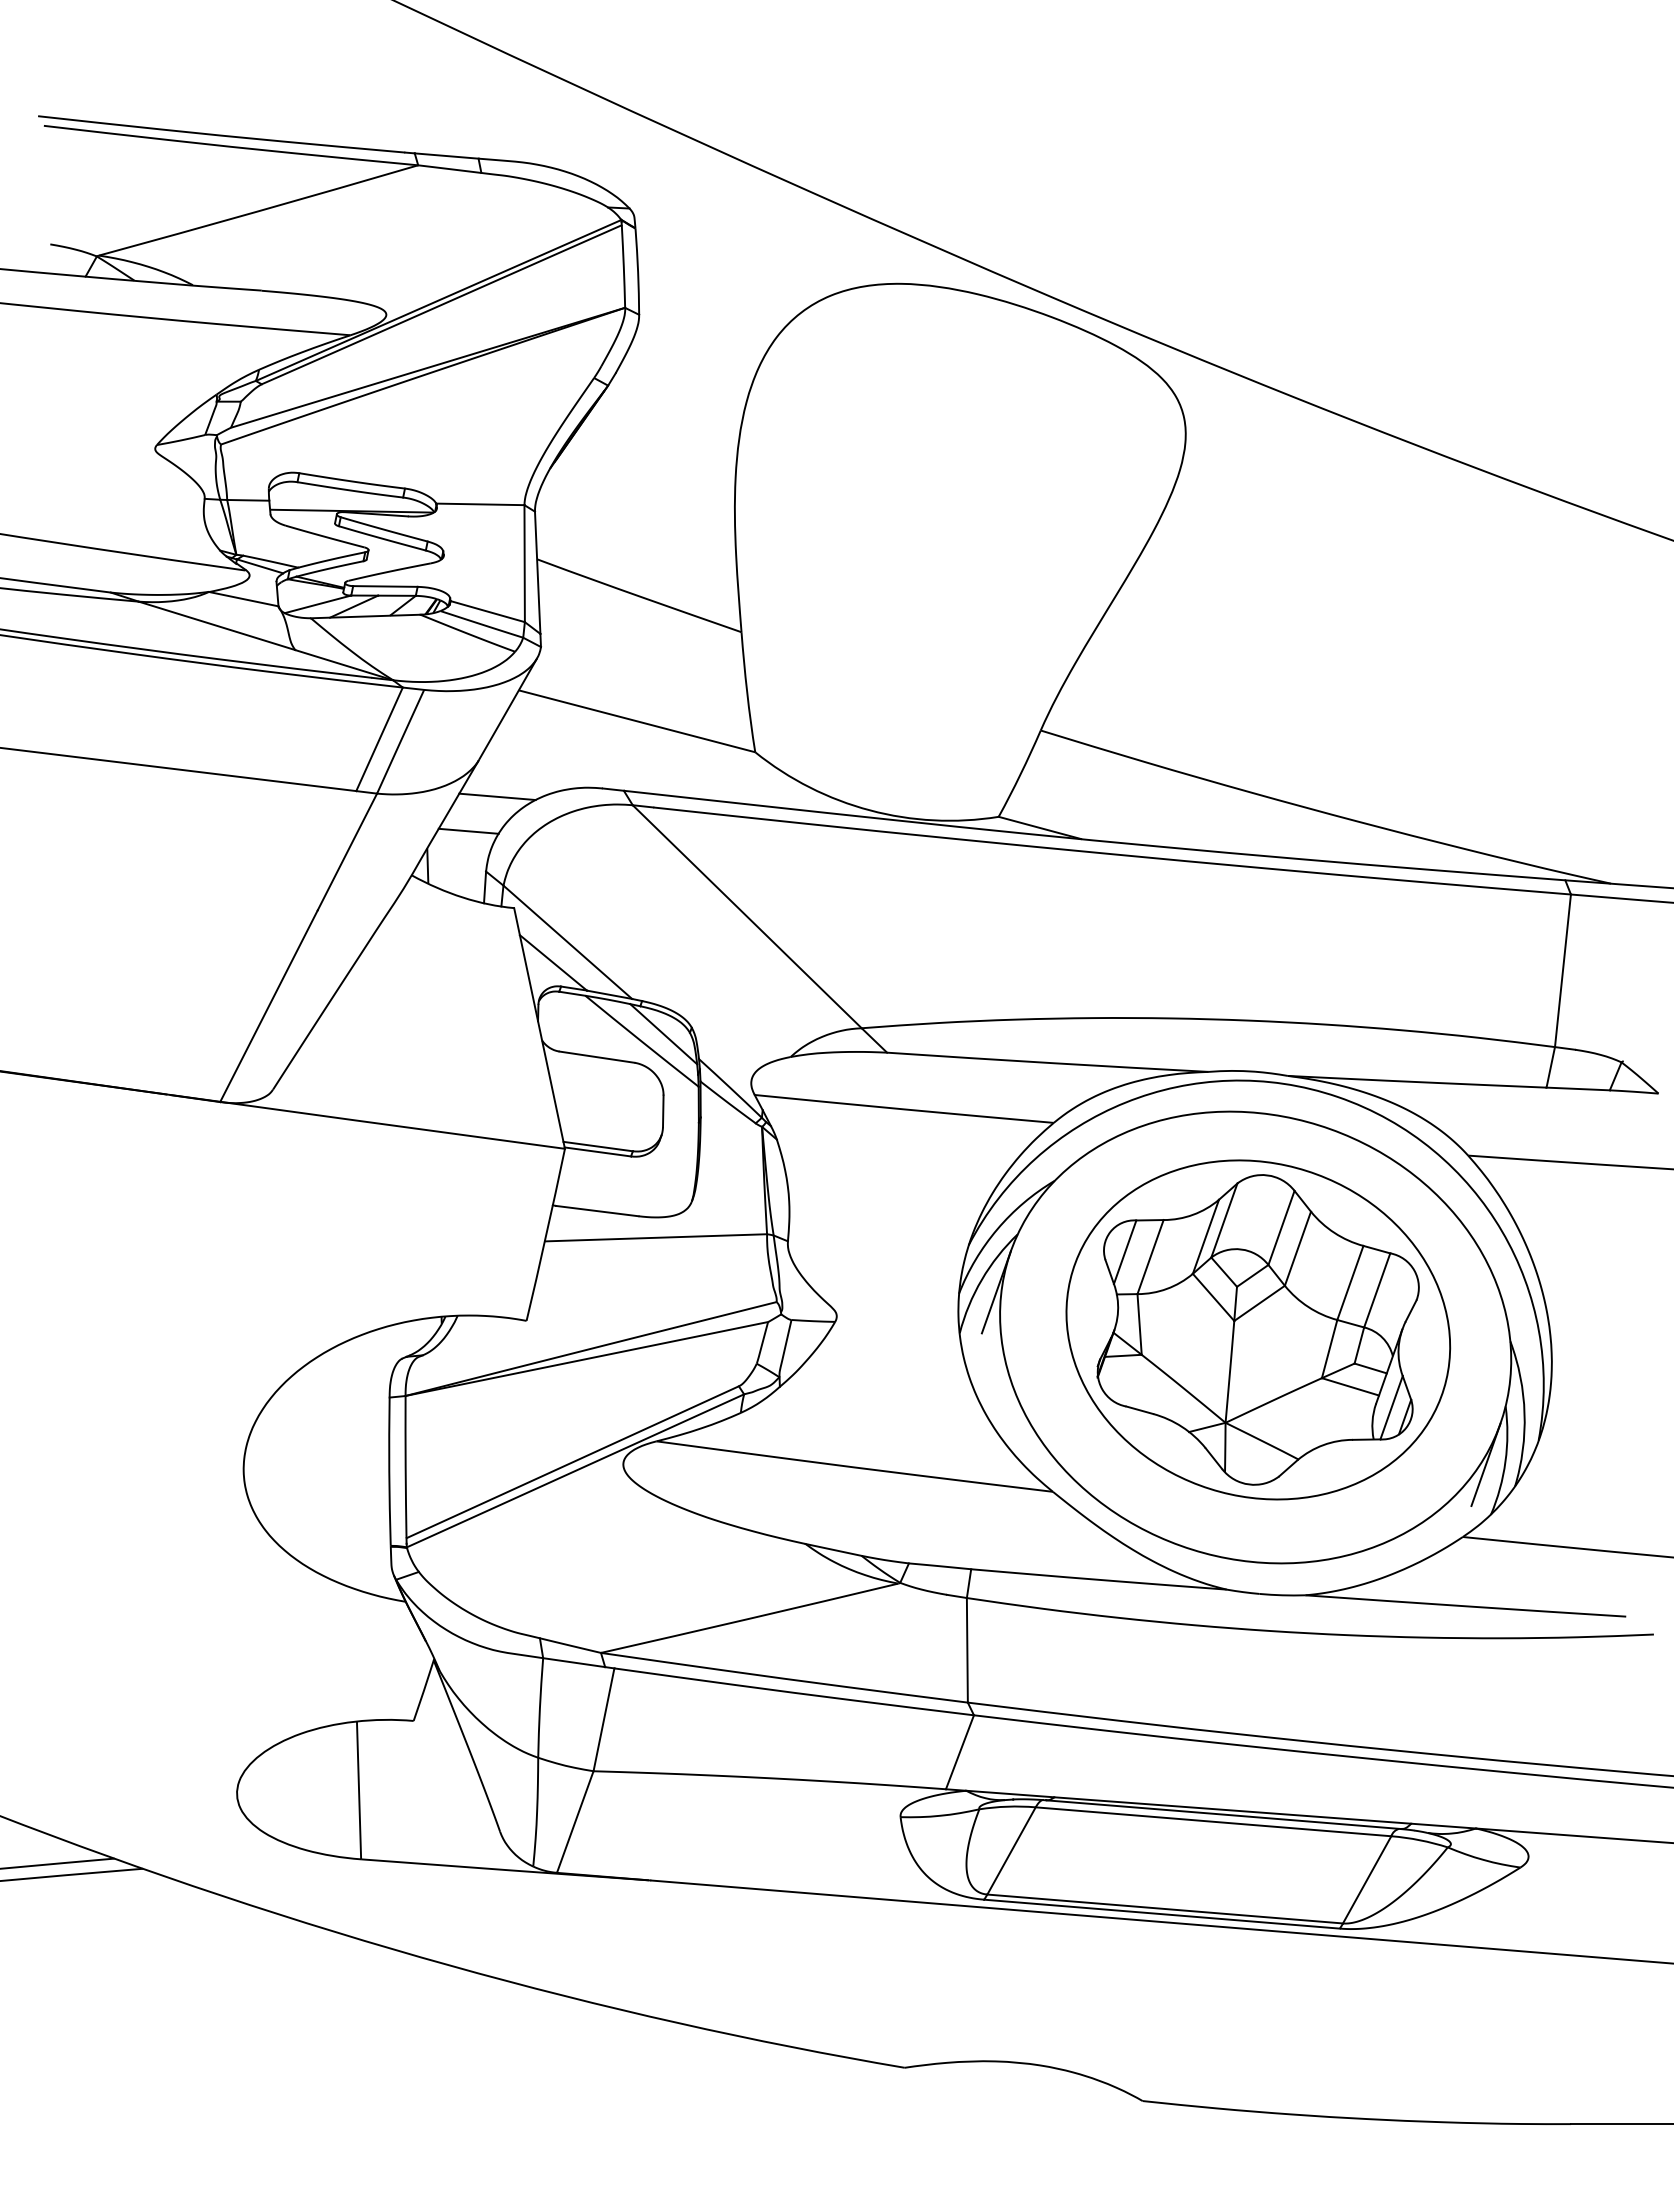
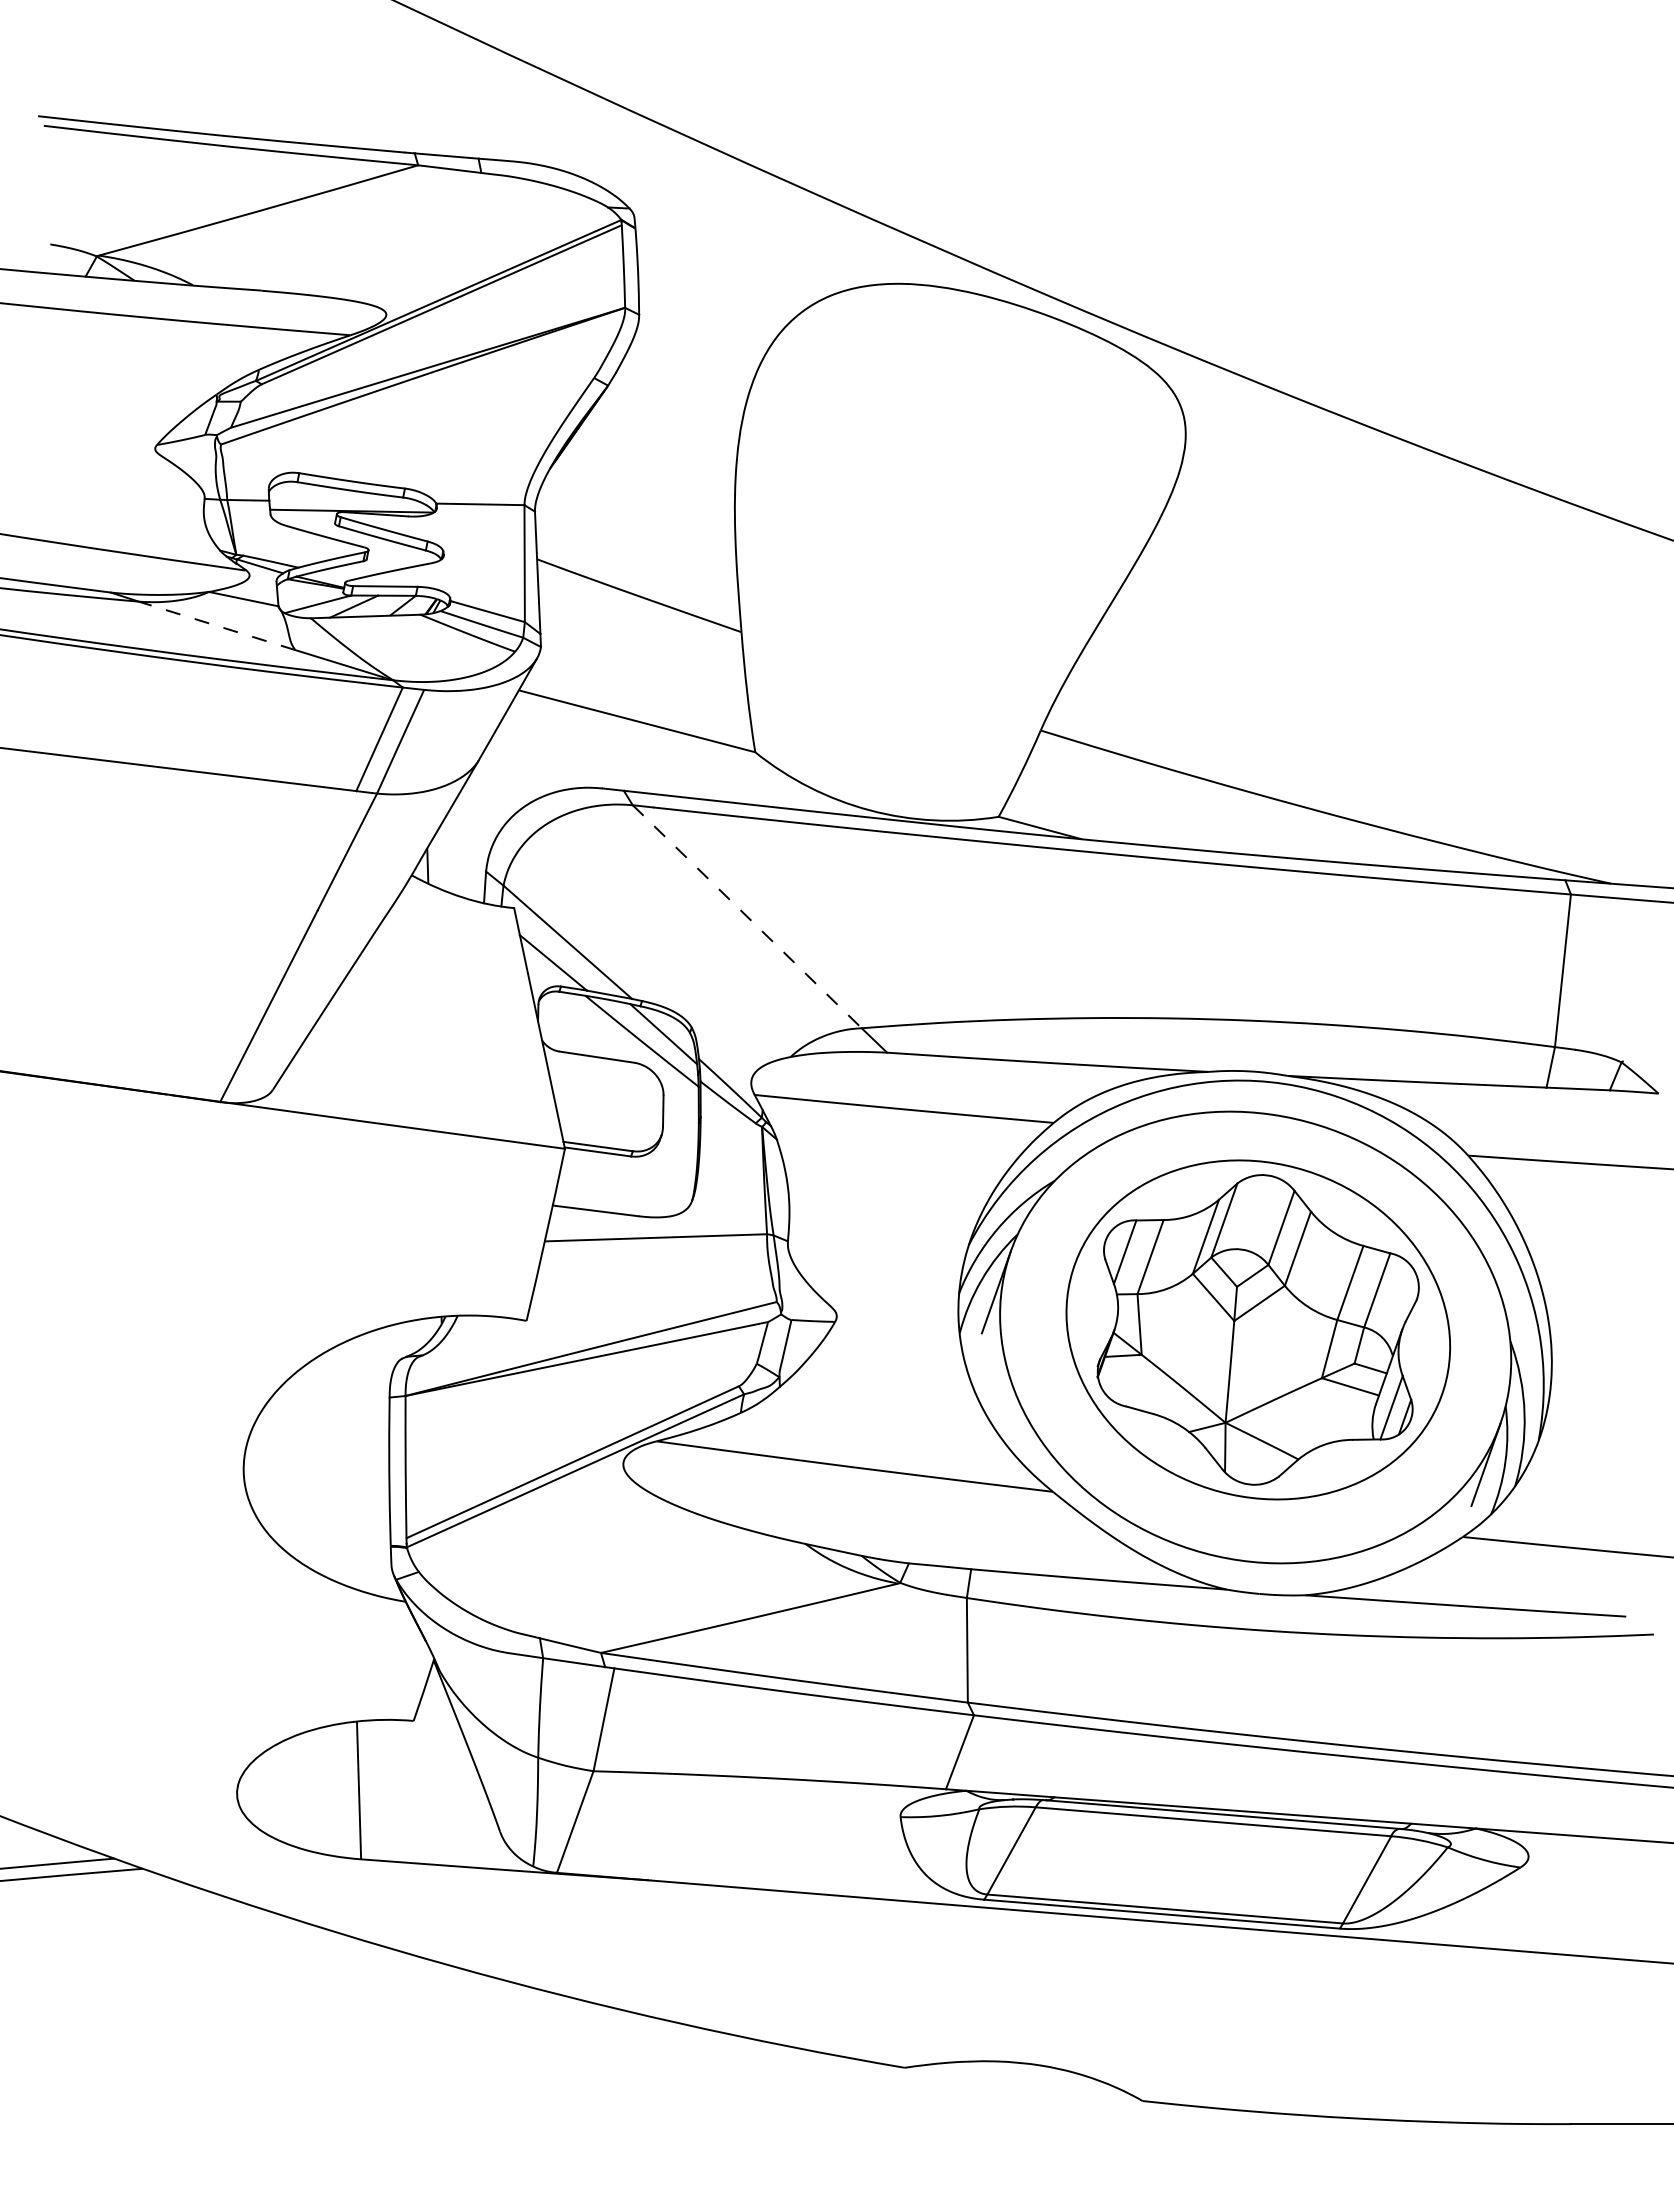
line: solid -> dashed (217, 625)
line: present -> none (497, 796)
line: present -> none (468, 830)
line: solid -> dashed (747, 916)
